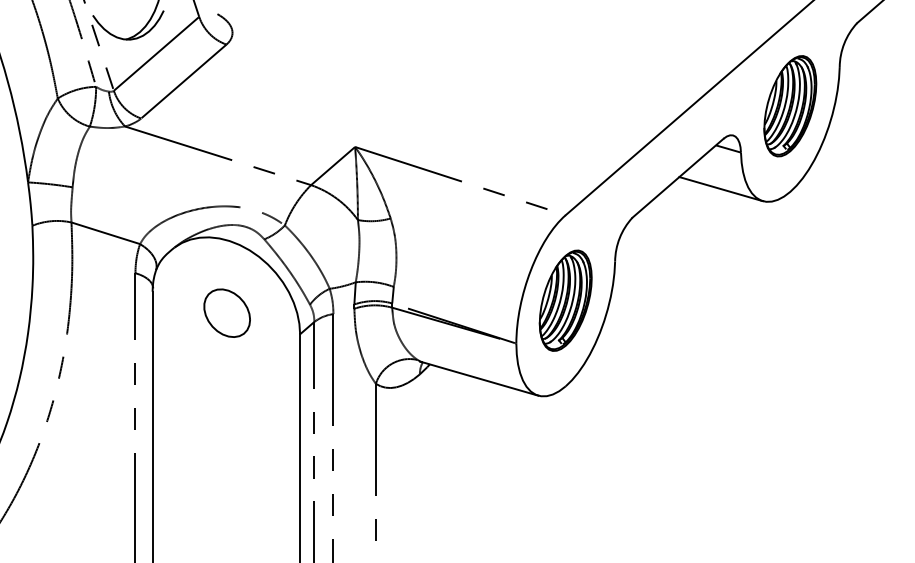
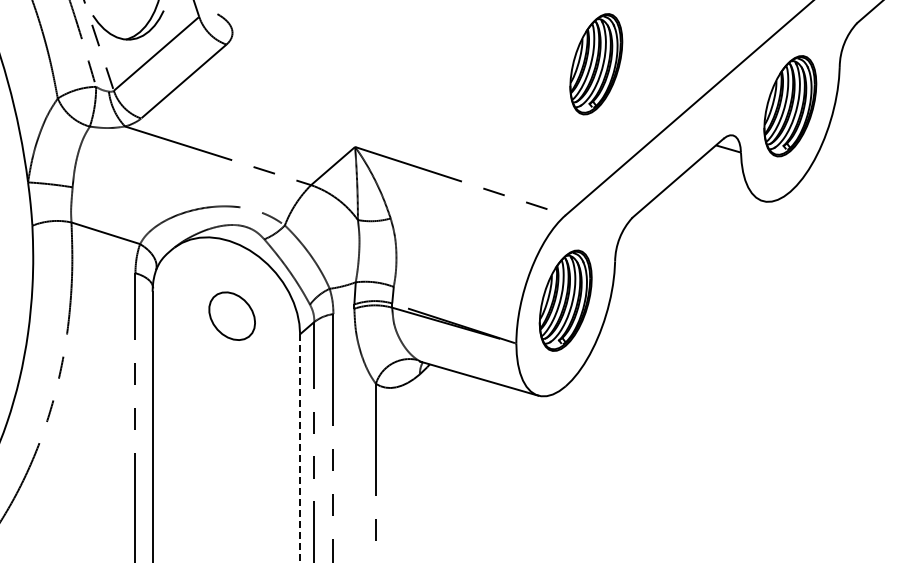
part: none -> present (596, 64)
line: present -> none (720, 189)
part position: (226, 312) -> (231, 315) (231, 315)
line: solid -> dashed (300, 448)
